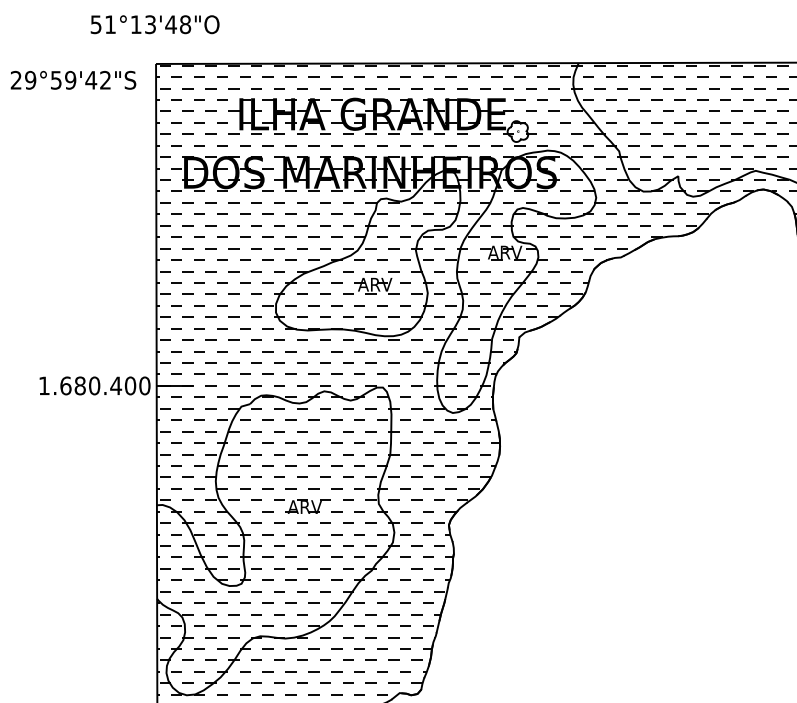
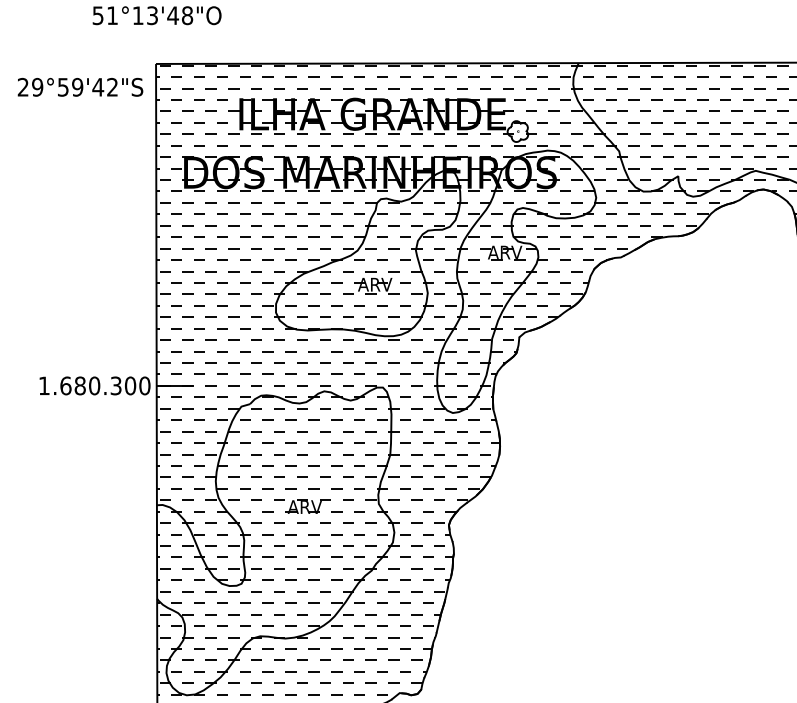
text position: (154, 24) -> (156, 15) (156, 15)
text position: (73, 79) -> (80, 86) (80, 86)
text: 1.680.400 -> 1.680.300 (116, 385)
